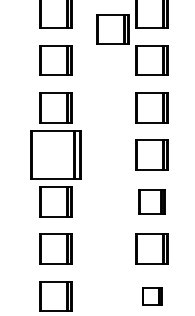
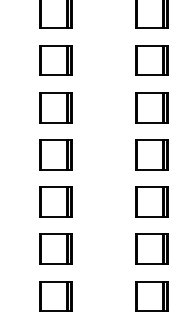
part: present -> none (112, 29)
part size: 52x50 px -> 34x32 px (55, 154)
part size: 28x26 px -> 34x32 px (151, 201)
part size: 21x19 px -> 34x31 px (151, 296)
